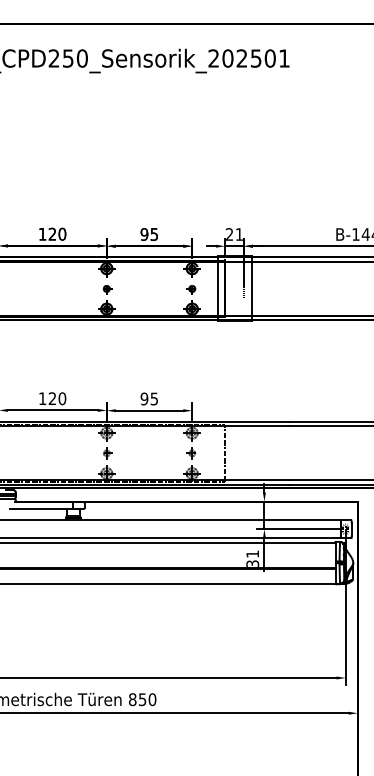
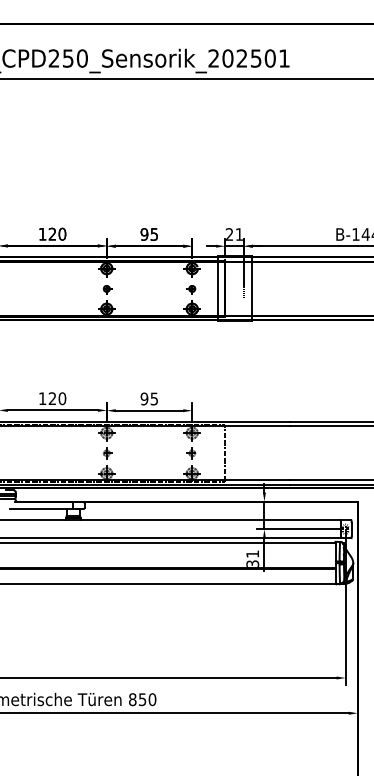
line: none -> present (186, 78)
